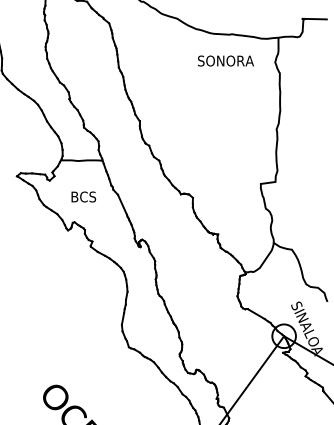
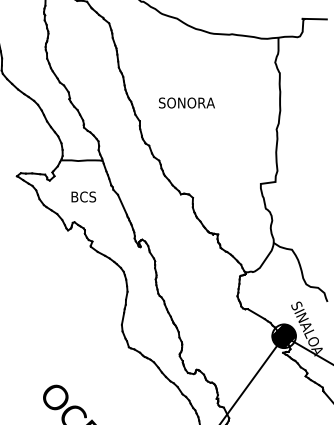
text position: (225, 60) -> (186, 102) (186, 102)
hatch: none -> present (283, 336)
